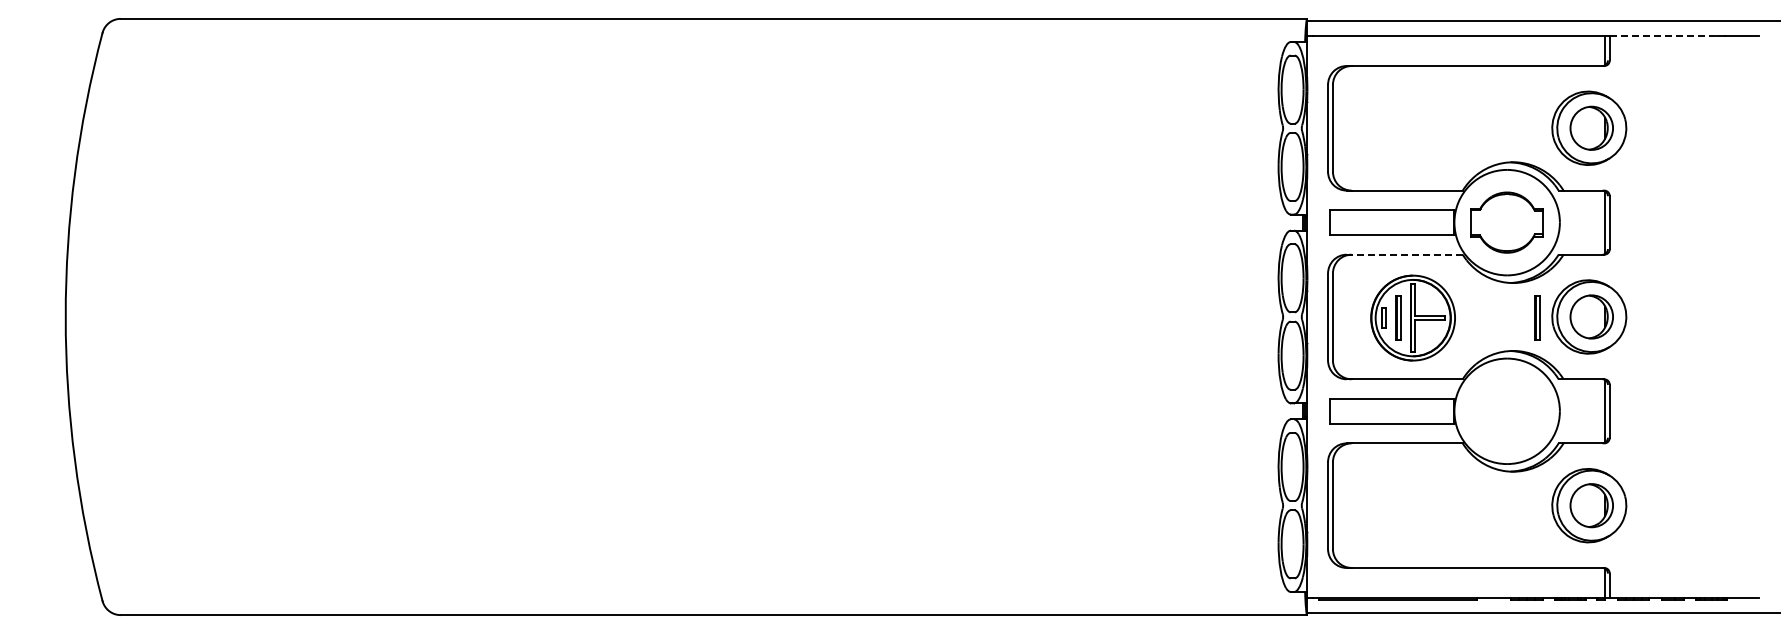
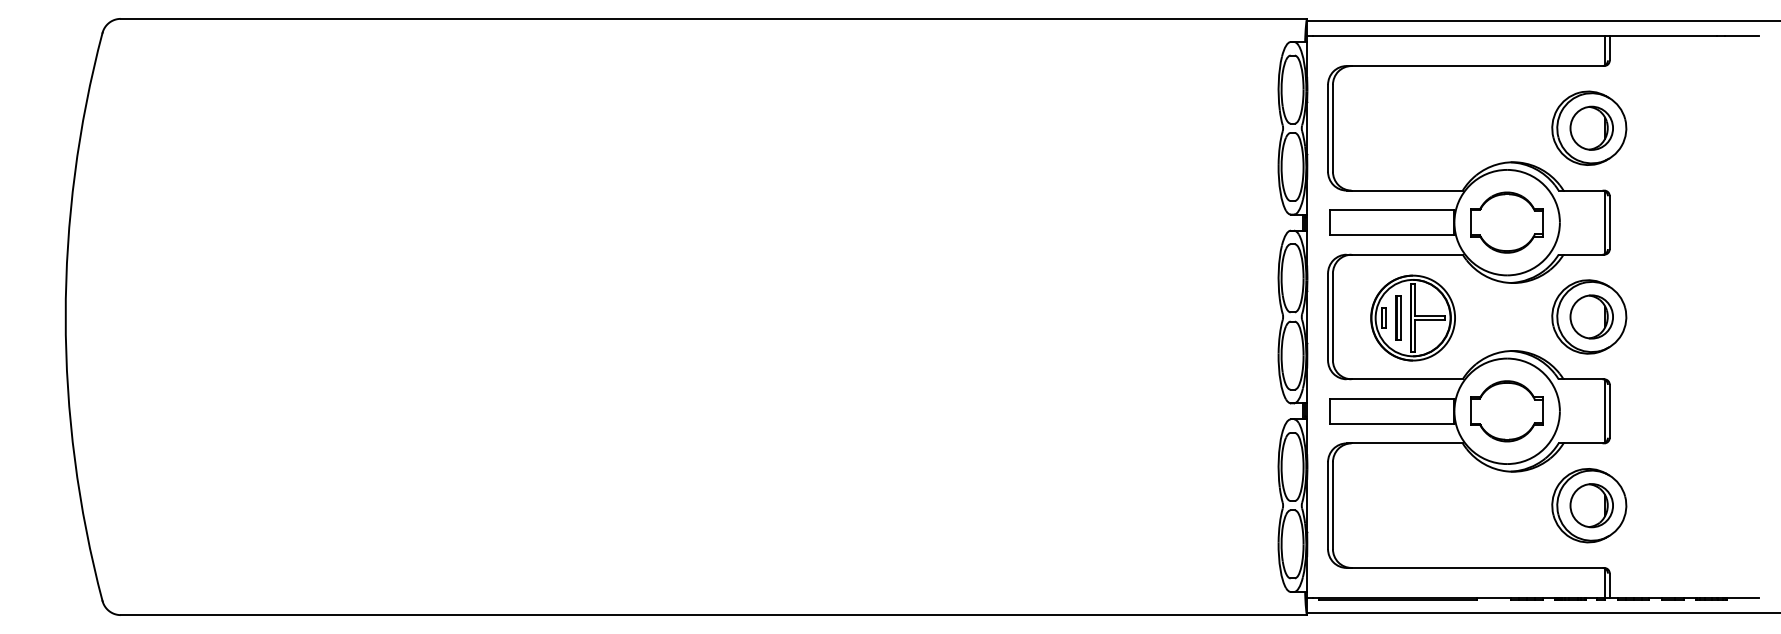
line: dashed -> solid (1663, 35)
line: dashed -> solid (1407, 254)
part: present -> none (1537, 317)
part: none -> present (1506, 411)
